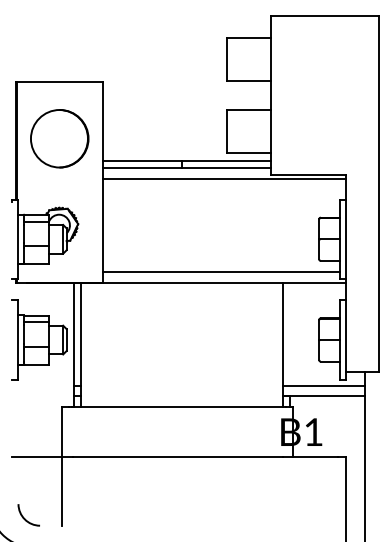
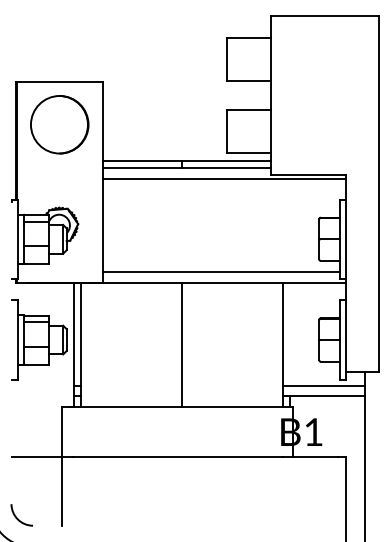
circle position: (59, 138) -> (59, 124) (59, 124)
line: none -> present (181, 344)
arc position: (25, 518) -> (18, 518) (18, 518)
